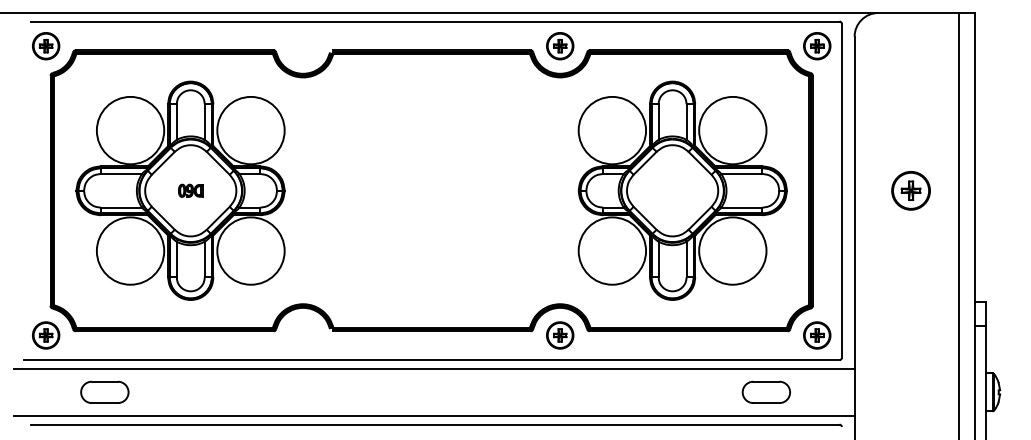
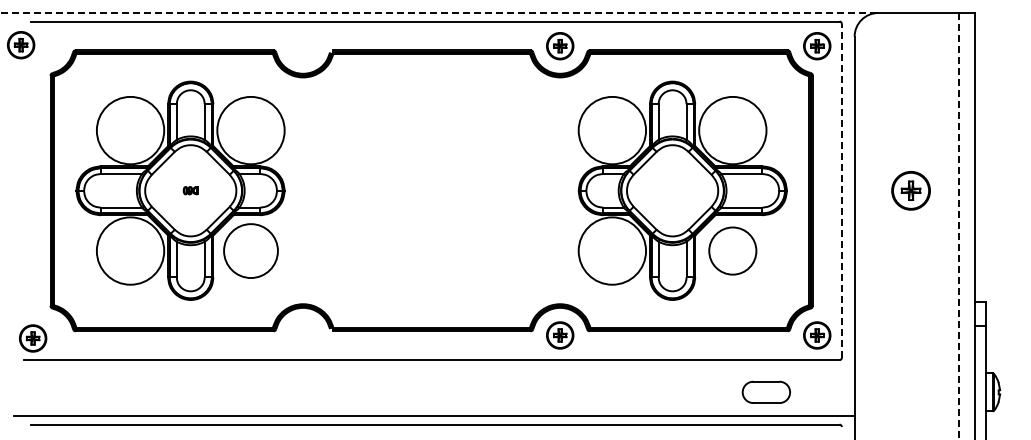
line: solid -> dashed (439, 13)
part position: (46, 46) -> (21, 45) (21, 45)
part size: 26x15 px -> 17x10 px (190, 190)
line: solid -> dashed (841, 190)
line: solid -> dashed (958, 226)
circle diameter: 67 px -> 54 px (250, 251)
circle diameter: 67 px -> 47 px (732, 250)
part position: (46, 335) -> (33, 338) (33, 338)
line: present -> none (433, 368)
part: present -> none (104, 391)
